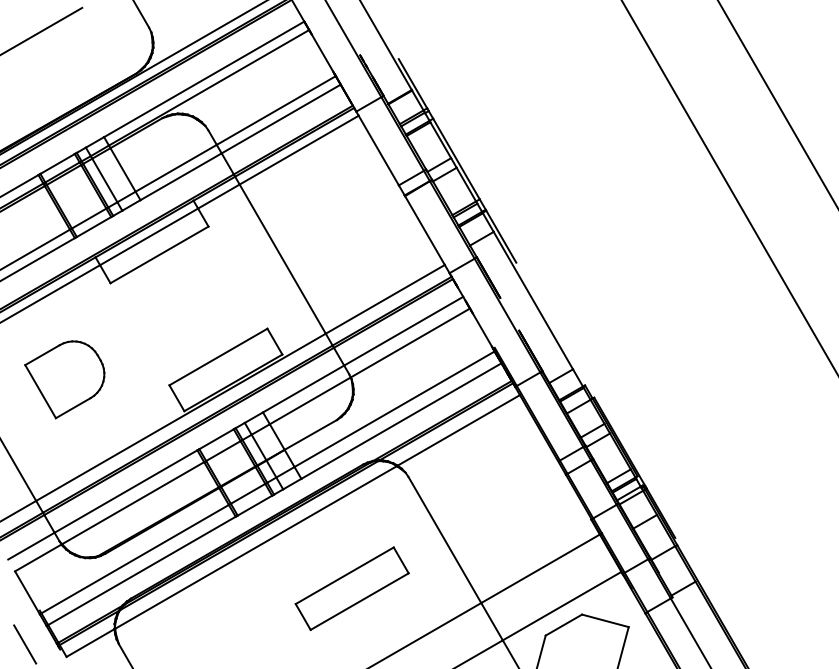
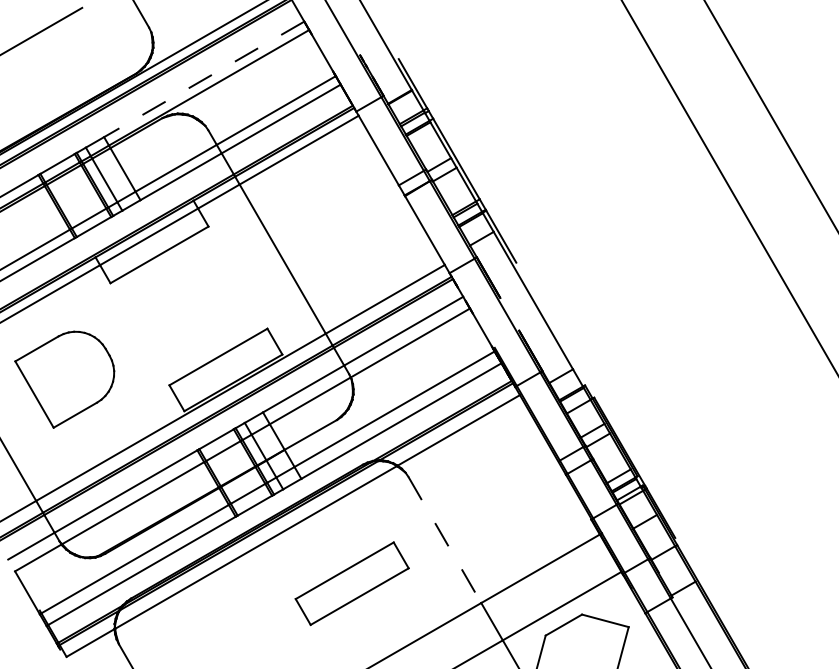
line: solid -> dashed (204, 79)
line position: (776, 103) -> (770, 115) (770, 115)
part size: 82x80 px -> 102x99 px (64, 379)
line: solid -> dashed (444, 539)
part position: (351, 588) -> (351, 583) (351, 583)
line: present -> none (25, 644)
